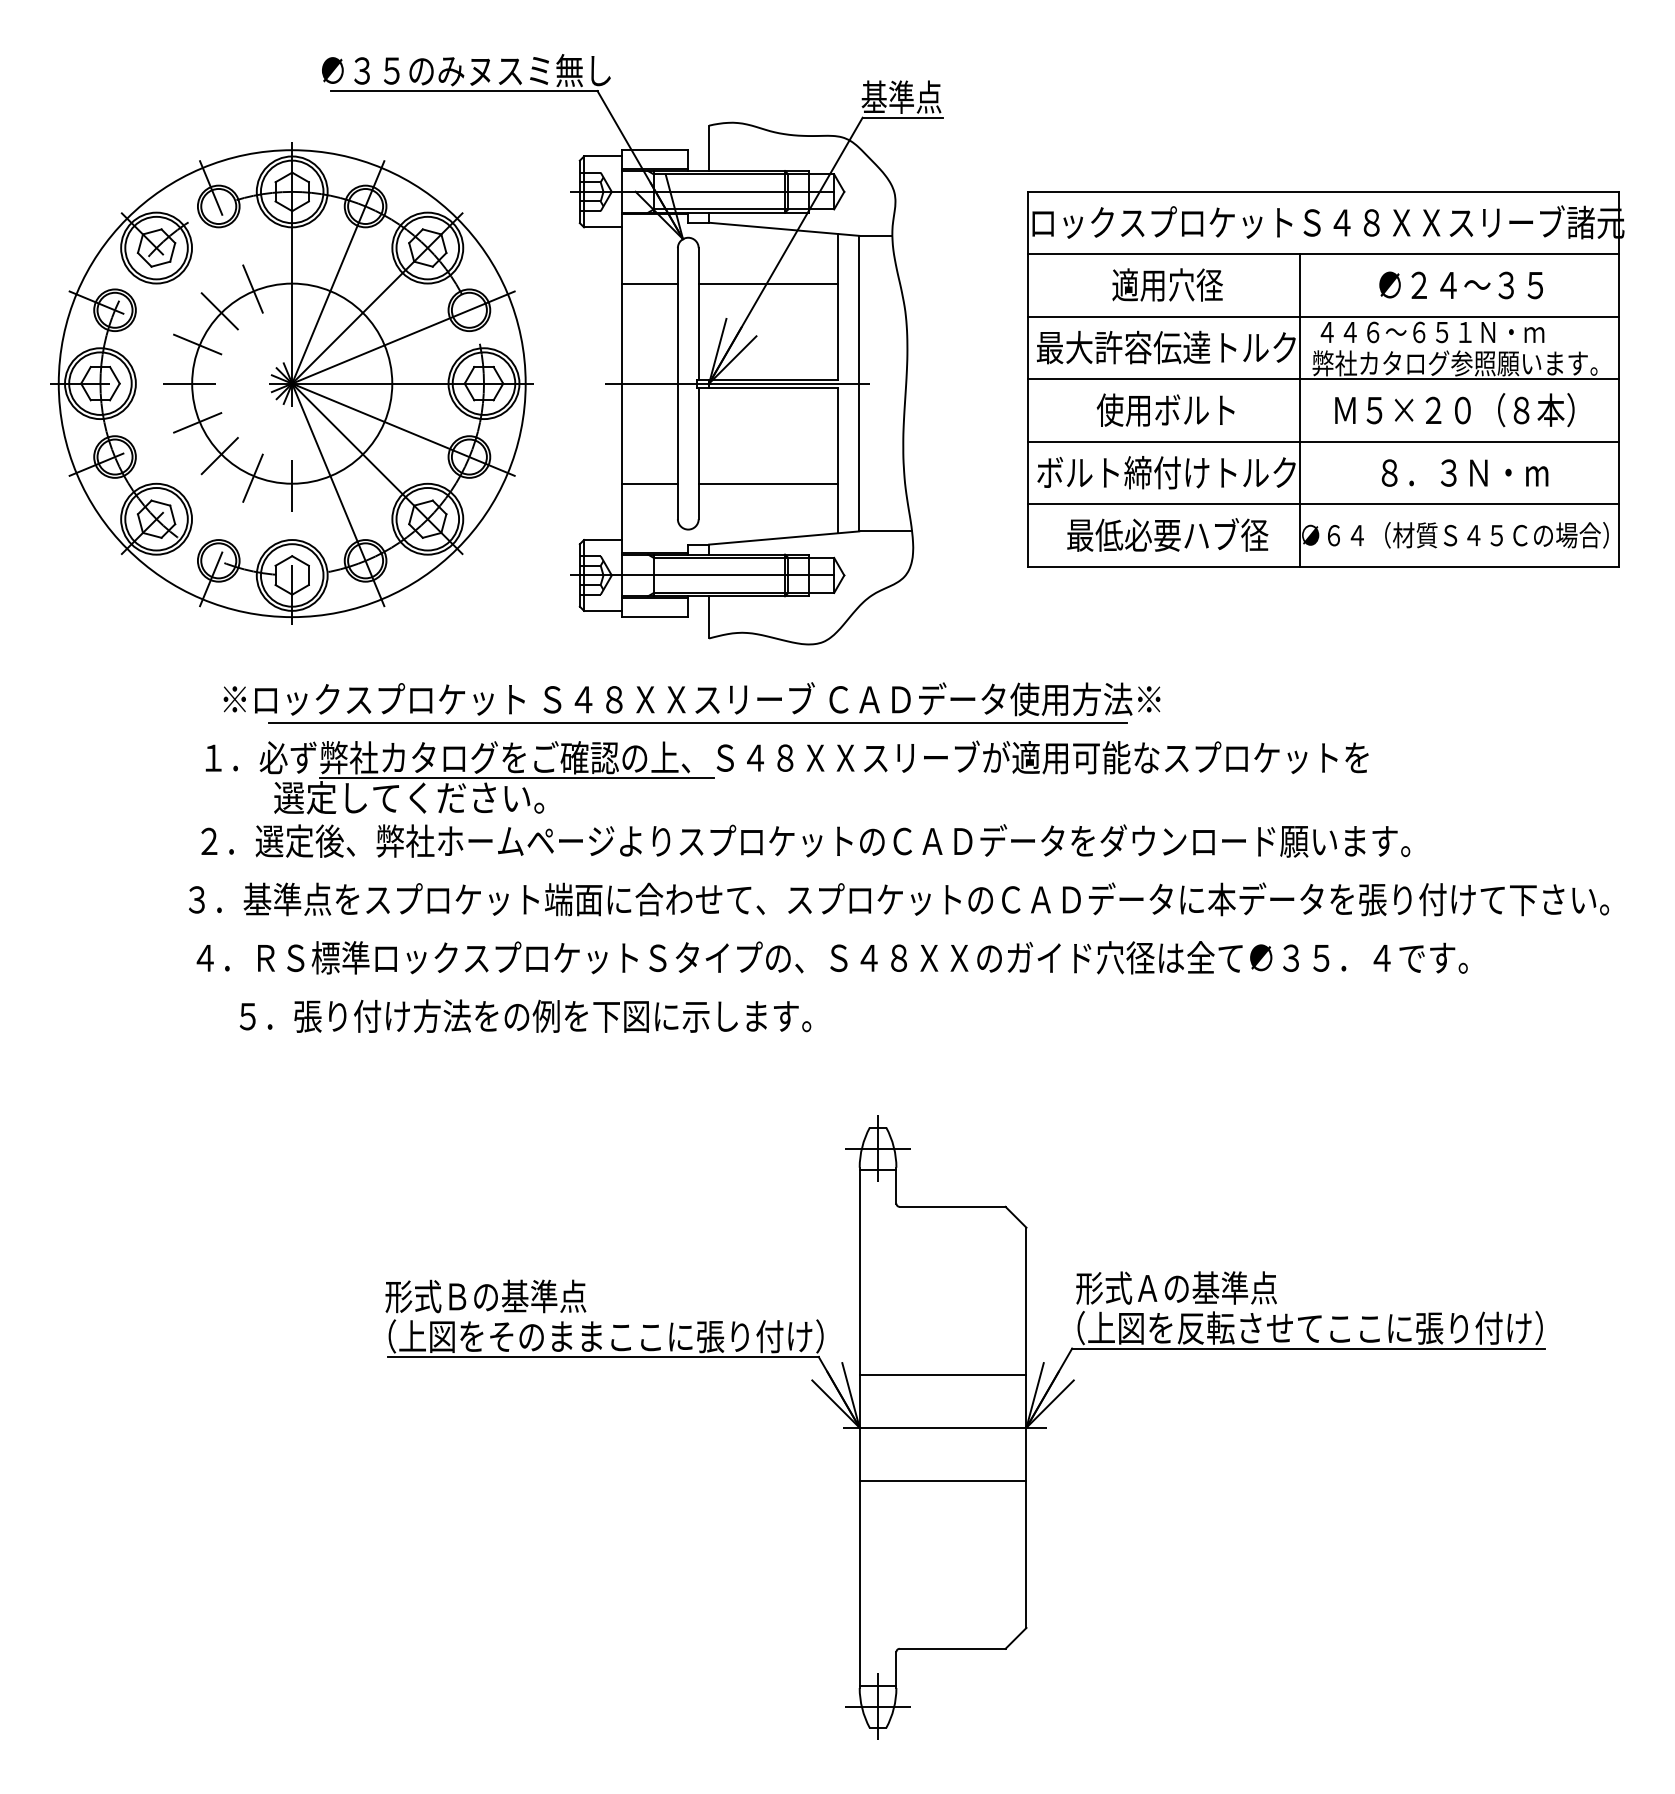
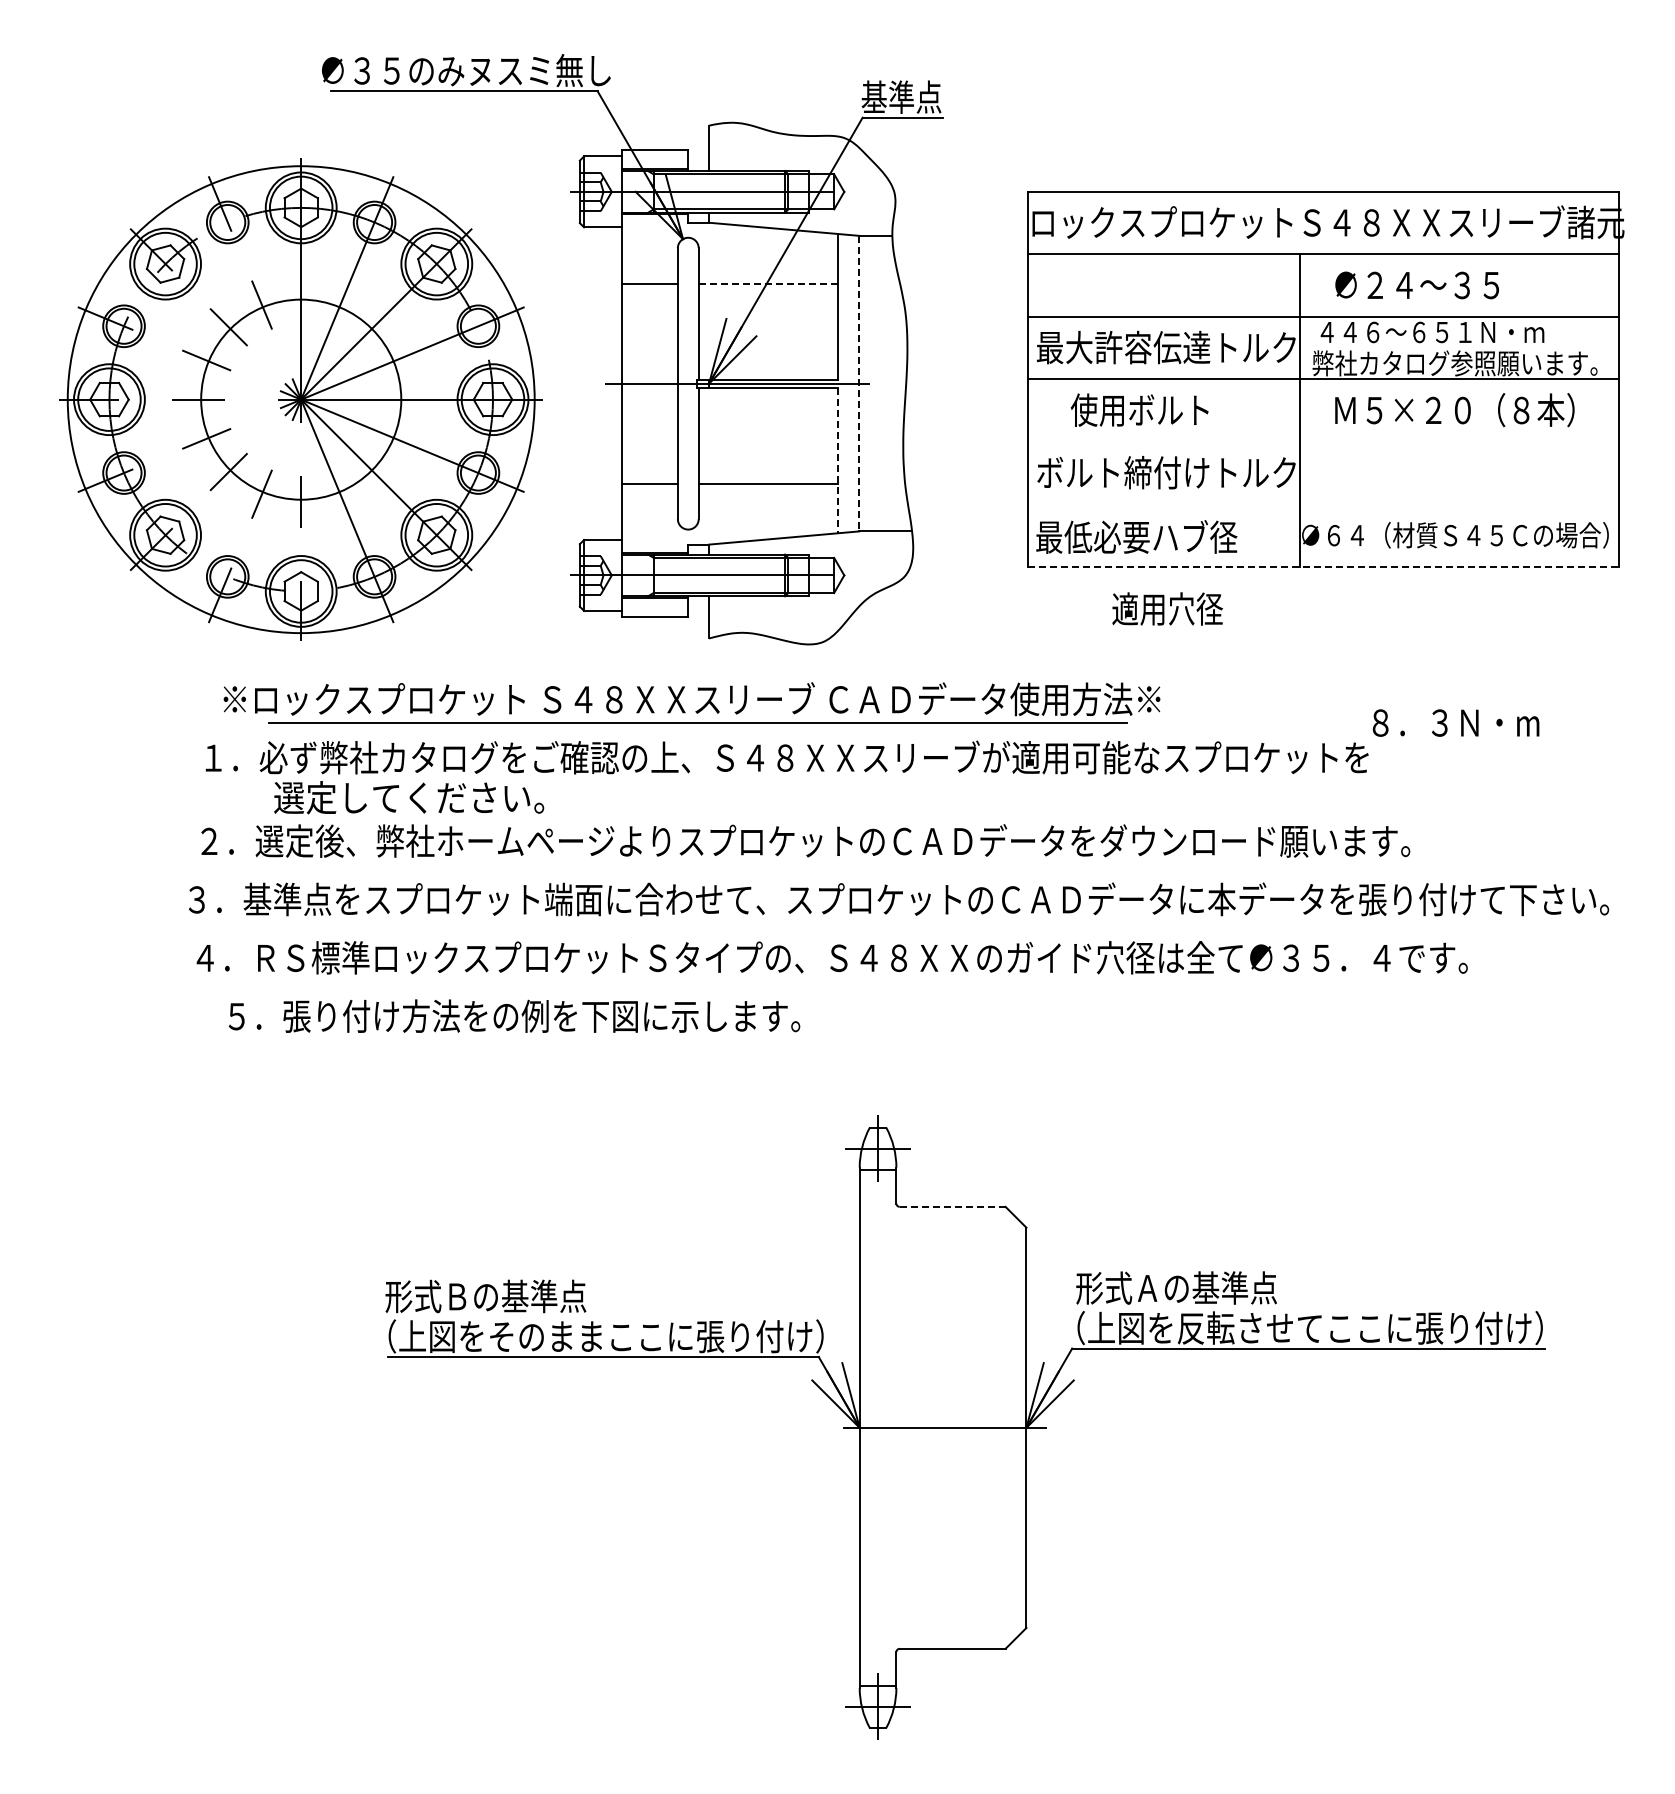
line: solid -> dashed (768, 283)
text position: (1167, 284) -> (1167, 608) (1167, 608)
text position: (1460, 285) -> (1416, 285) (1416, 285)
part position: (291, 383) -> (300, 399) (300, 399)
line: solid -> dashed (859, 383)
text position: (1165, 409) -> (1139, 409) (1139, 409)
line: present -> none (1322, 441)
line: solid -> dashed (838, 460)
text position: (1464, 472) -> (1455, 722) (1455, 722)
line: present -> none (1322, 504)
text position: (1167, 534) -> (1136, 536) (1136, 536)
line: solid -> dashed (1323, 566)
line: present -> none (517, 777)
text position: (525, 1015) -> (514, 1015) (514, 1015)
line: solid -> dashed (952, 1206)
line: present -> none (942, 1374)
line: present -> none (942, 1480)
